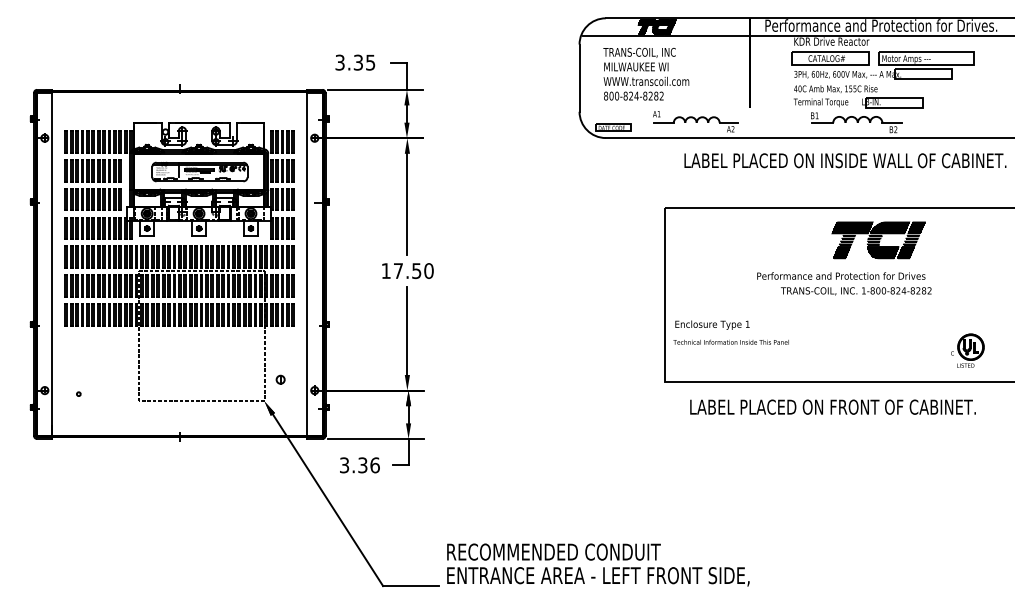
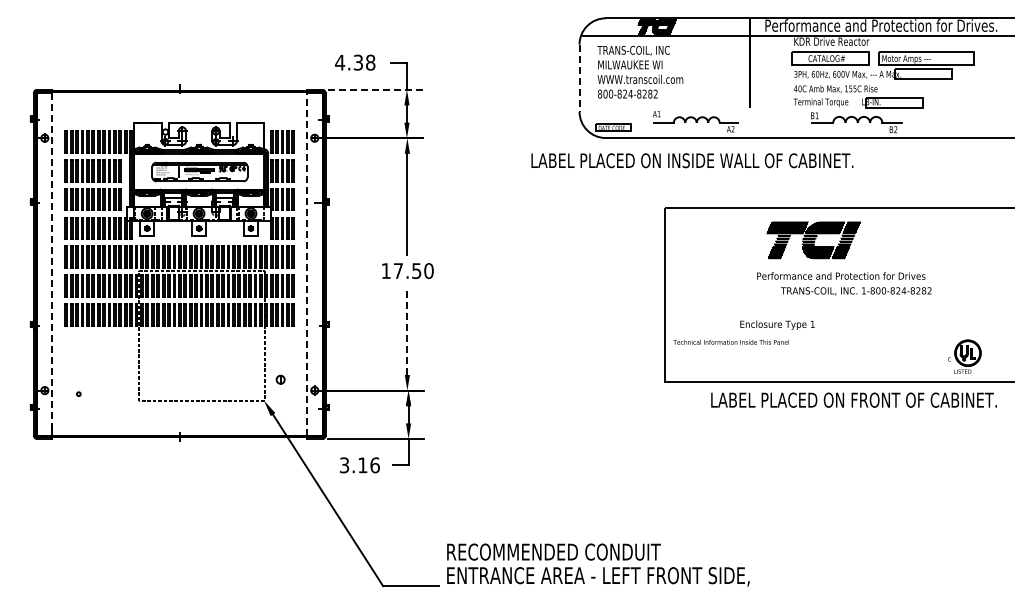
text: 3.35 -> 4.38 (355, 62)
text position: (646, 73) -> (640, 71) (640, 71)
line: solid -> dashed (579, 78)
line: solid -> dashed (375, 89)
text position: (845, 160) -> (692, 160) (692, 160)
part position: (878, 240) -> (813, 240) (813, 240)
line: solid -> dashed (52, 264)
line: solid -> dashed (307, 264)
text position: (712, 324) -> (777, 324) (777, 324)
line: solid -> dashed (407, 330)
part position: (967, 350) -> (964, 356) (964, 356)
text position: (832, 406) -> (853, 399) (853, 399)
text: 3.36 -> 3.16 (362, 465)
